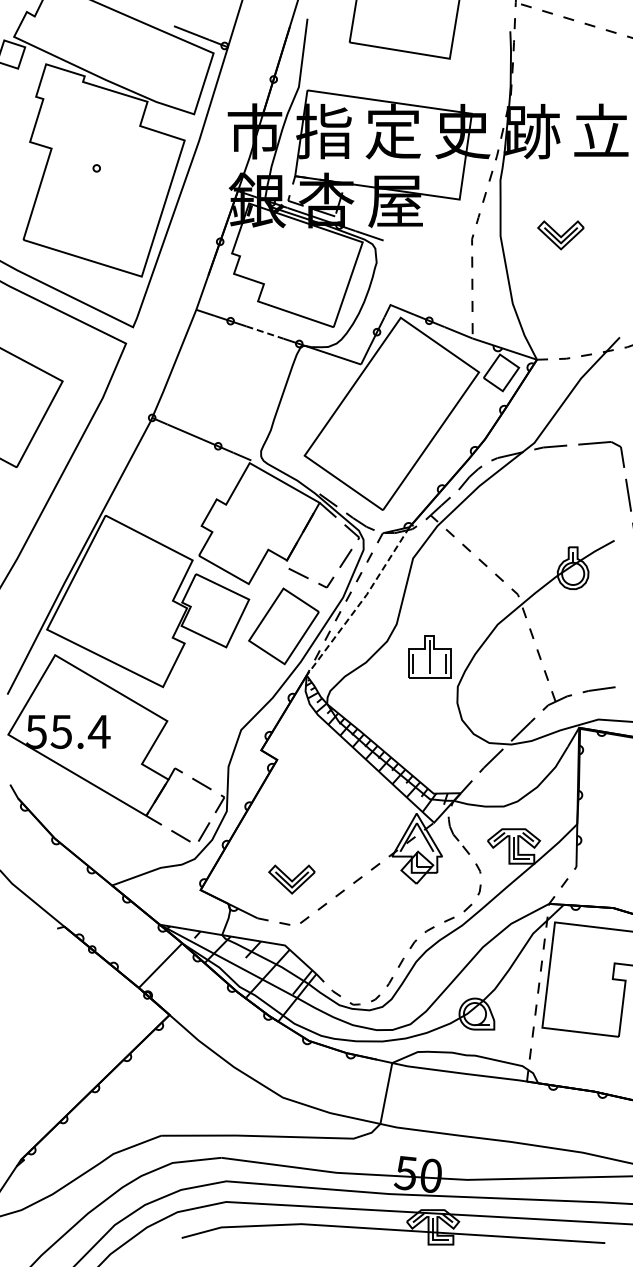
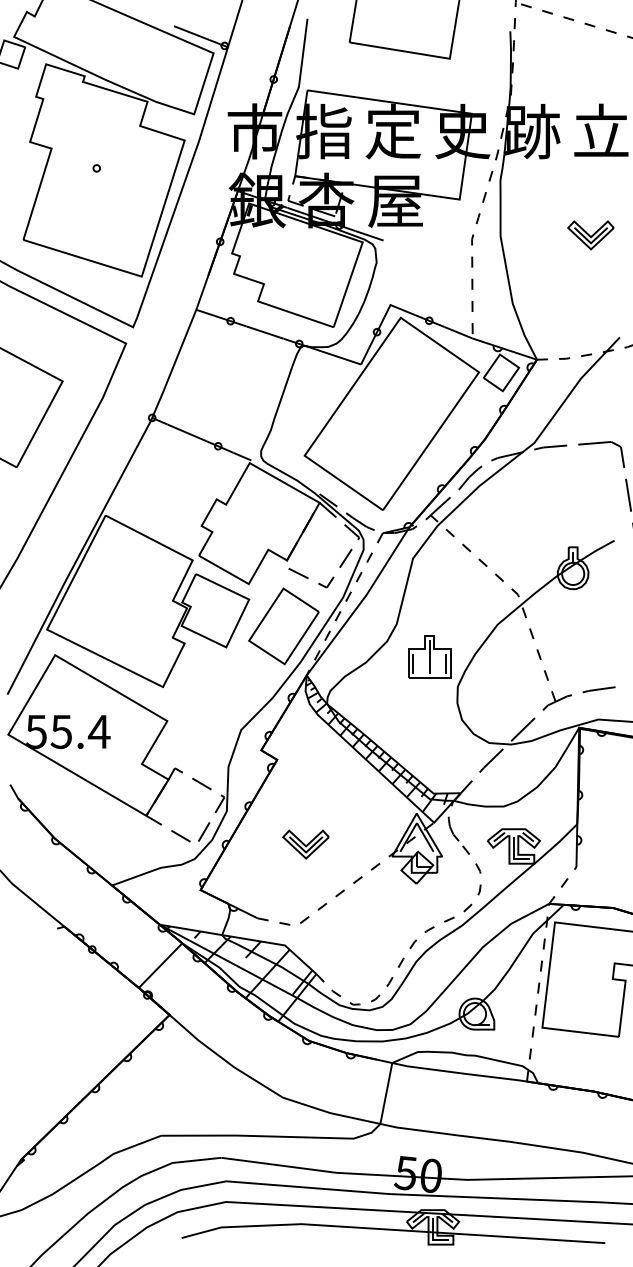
part position: (560, 235) -> (590, 235) (590, 235)
line: dashed -> solid (265, 332)
line: dashed -> solid (360, 602)
part position: (291, 879) -> (305, 844) (305, 844)
